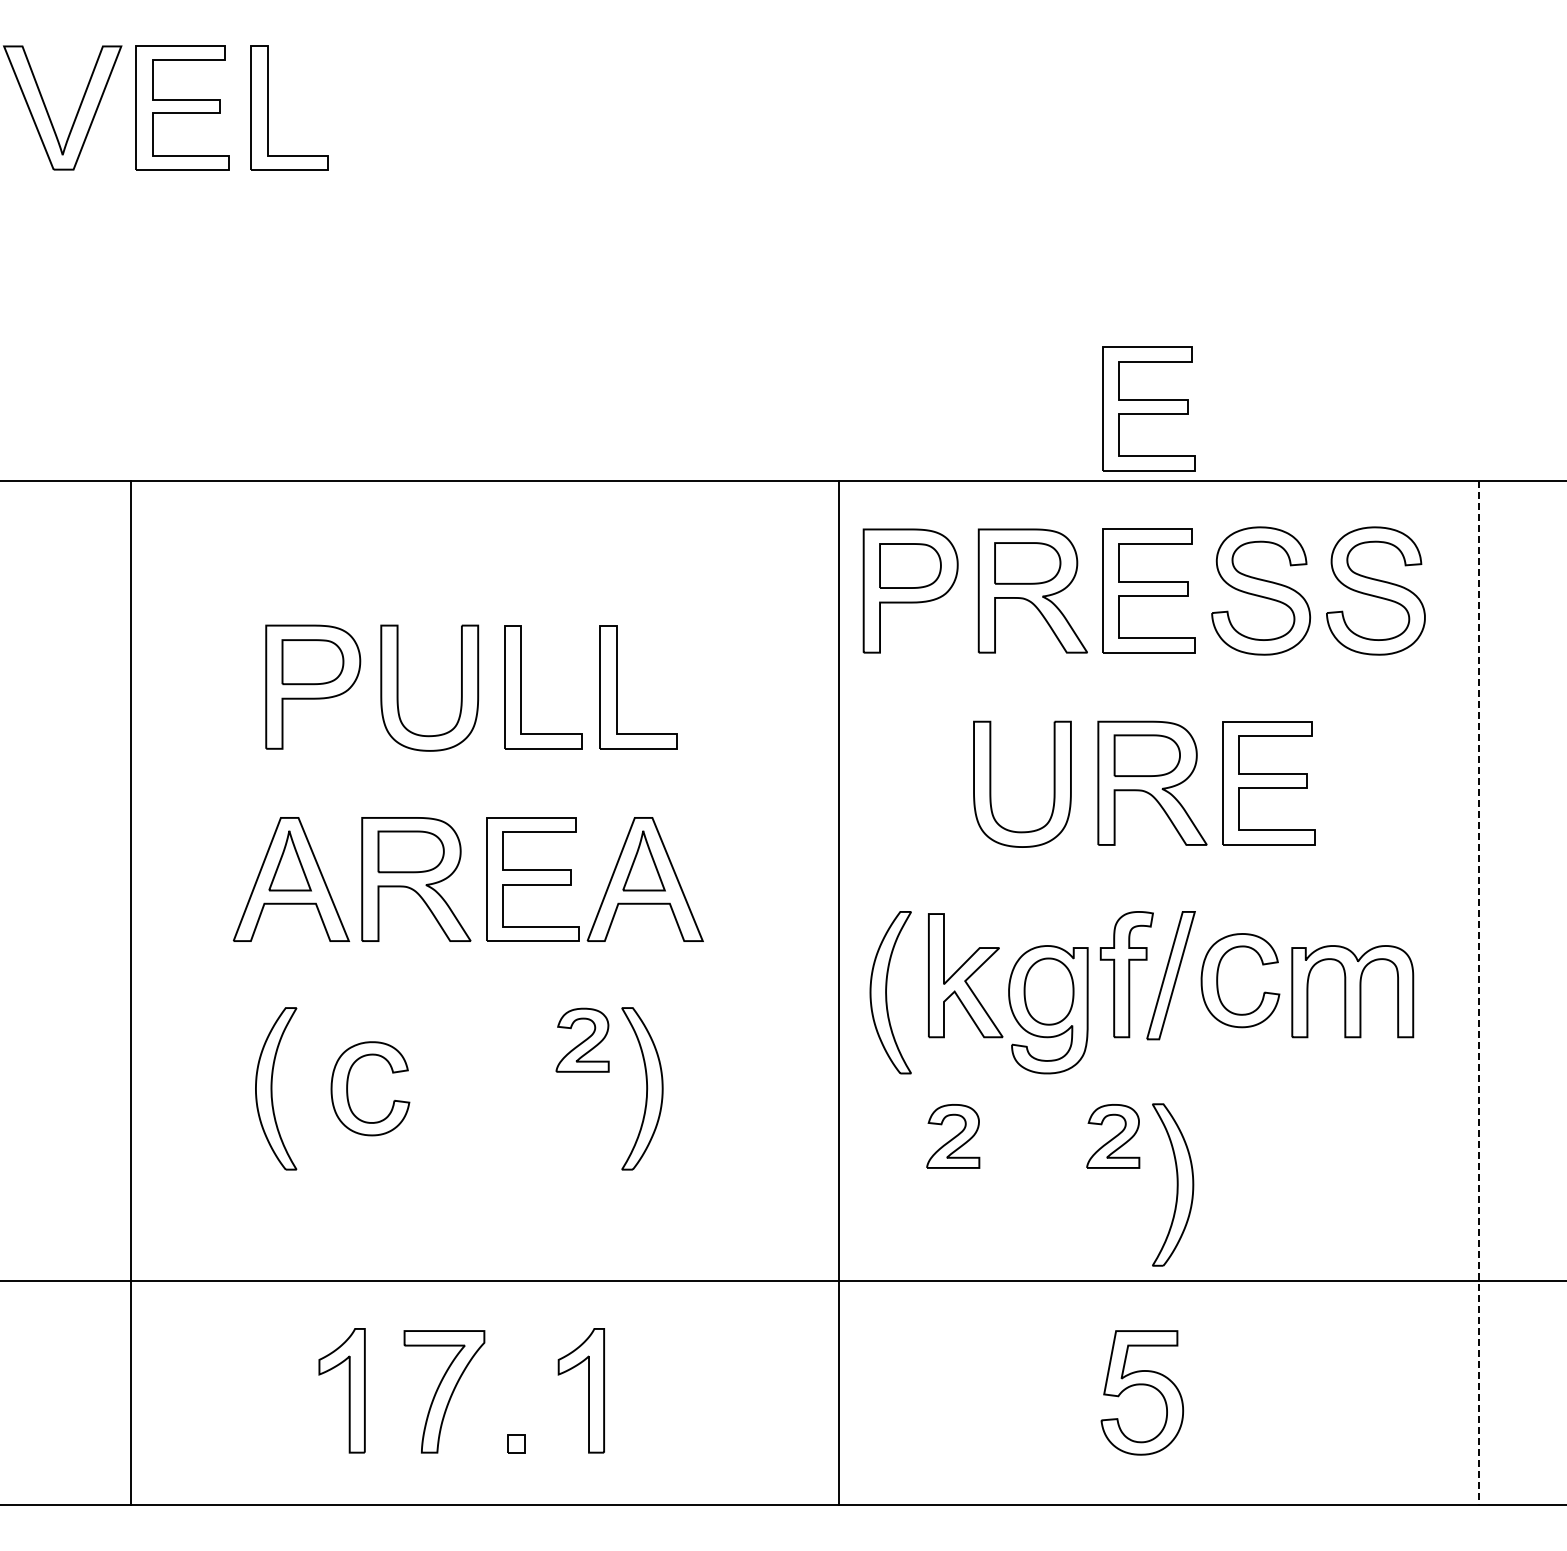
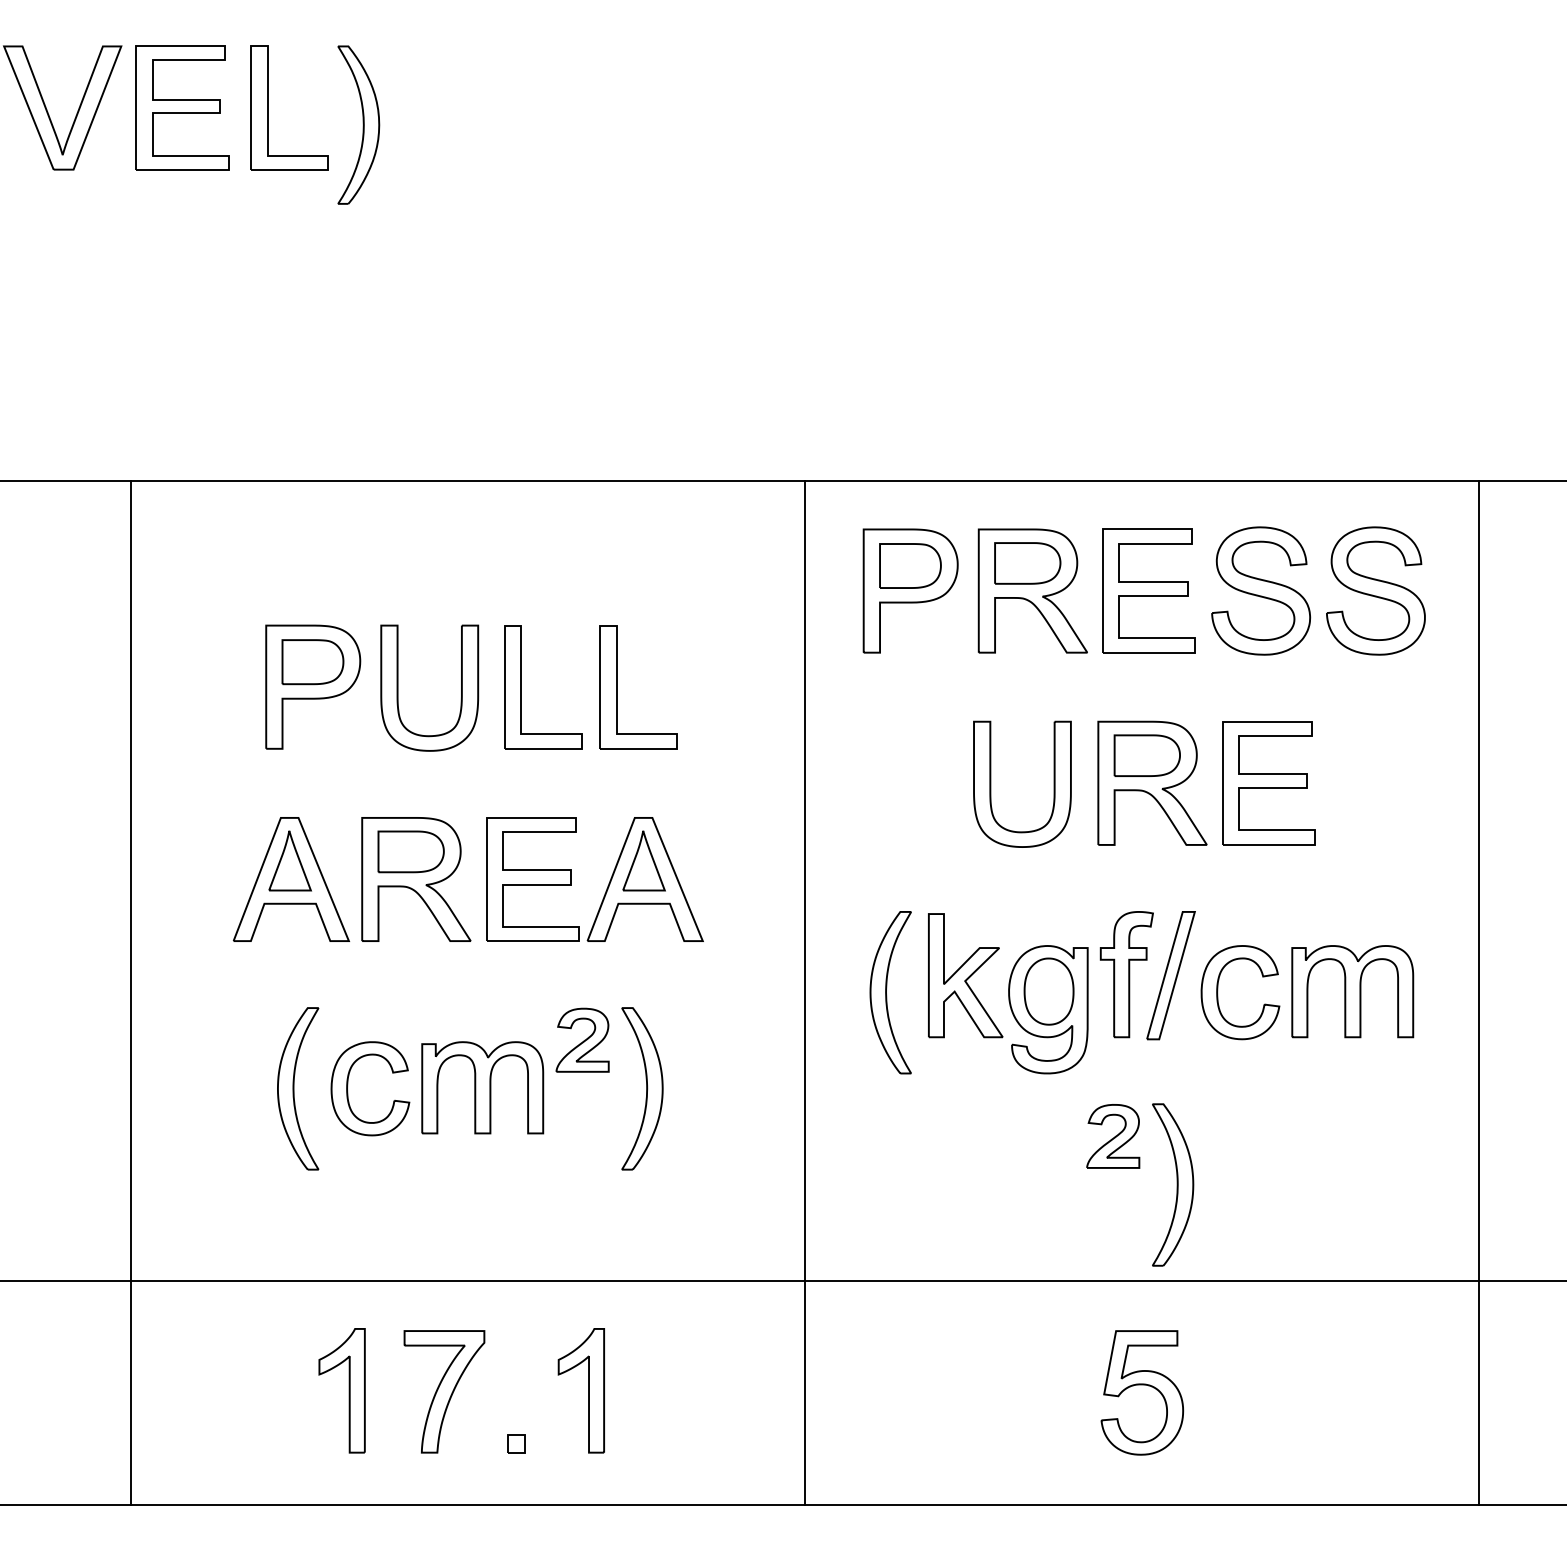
part: none -> present (358, 124)
part: present -> none (1148, 408)
part position: (1218, 980) -> (1218, 992) (1218, 992)
line position: (839, 992) -> (805, 992) (805, 992)
line: dashed -> solid (1479, 992)
part: none -> present (482, 1087)
part position: (276, 1088) -> (298, 1088) (298, 1088)
part: present -> none (953, 1136)
